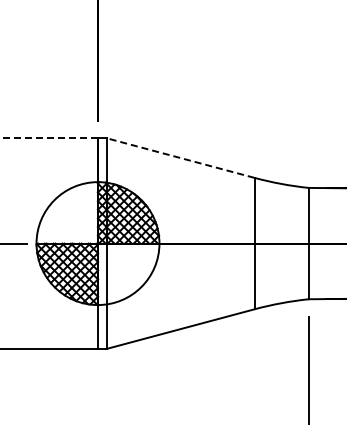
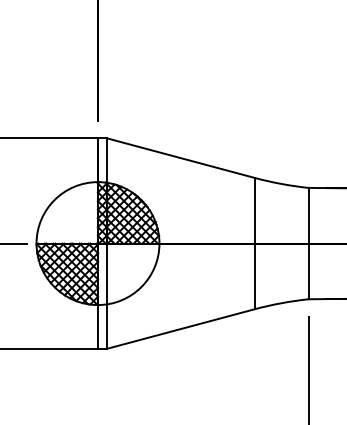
line: dashed -> solid (49, 138)
line: dashed -> solid (180, 158)
